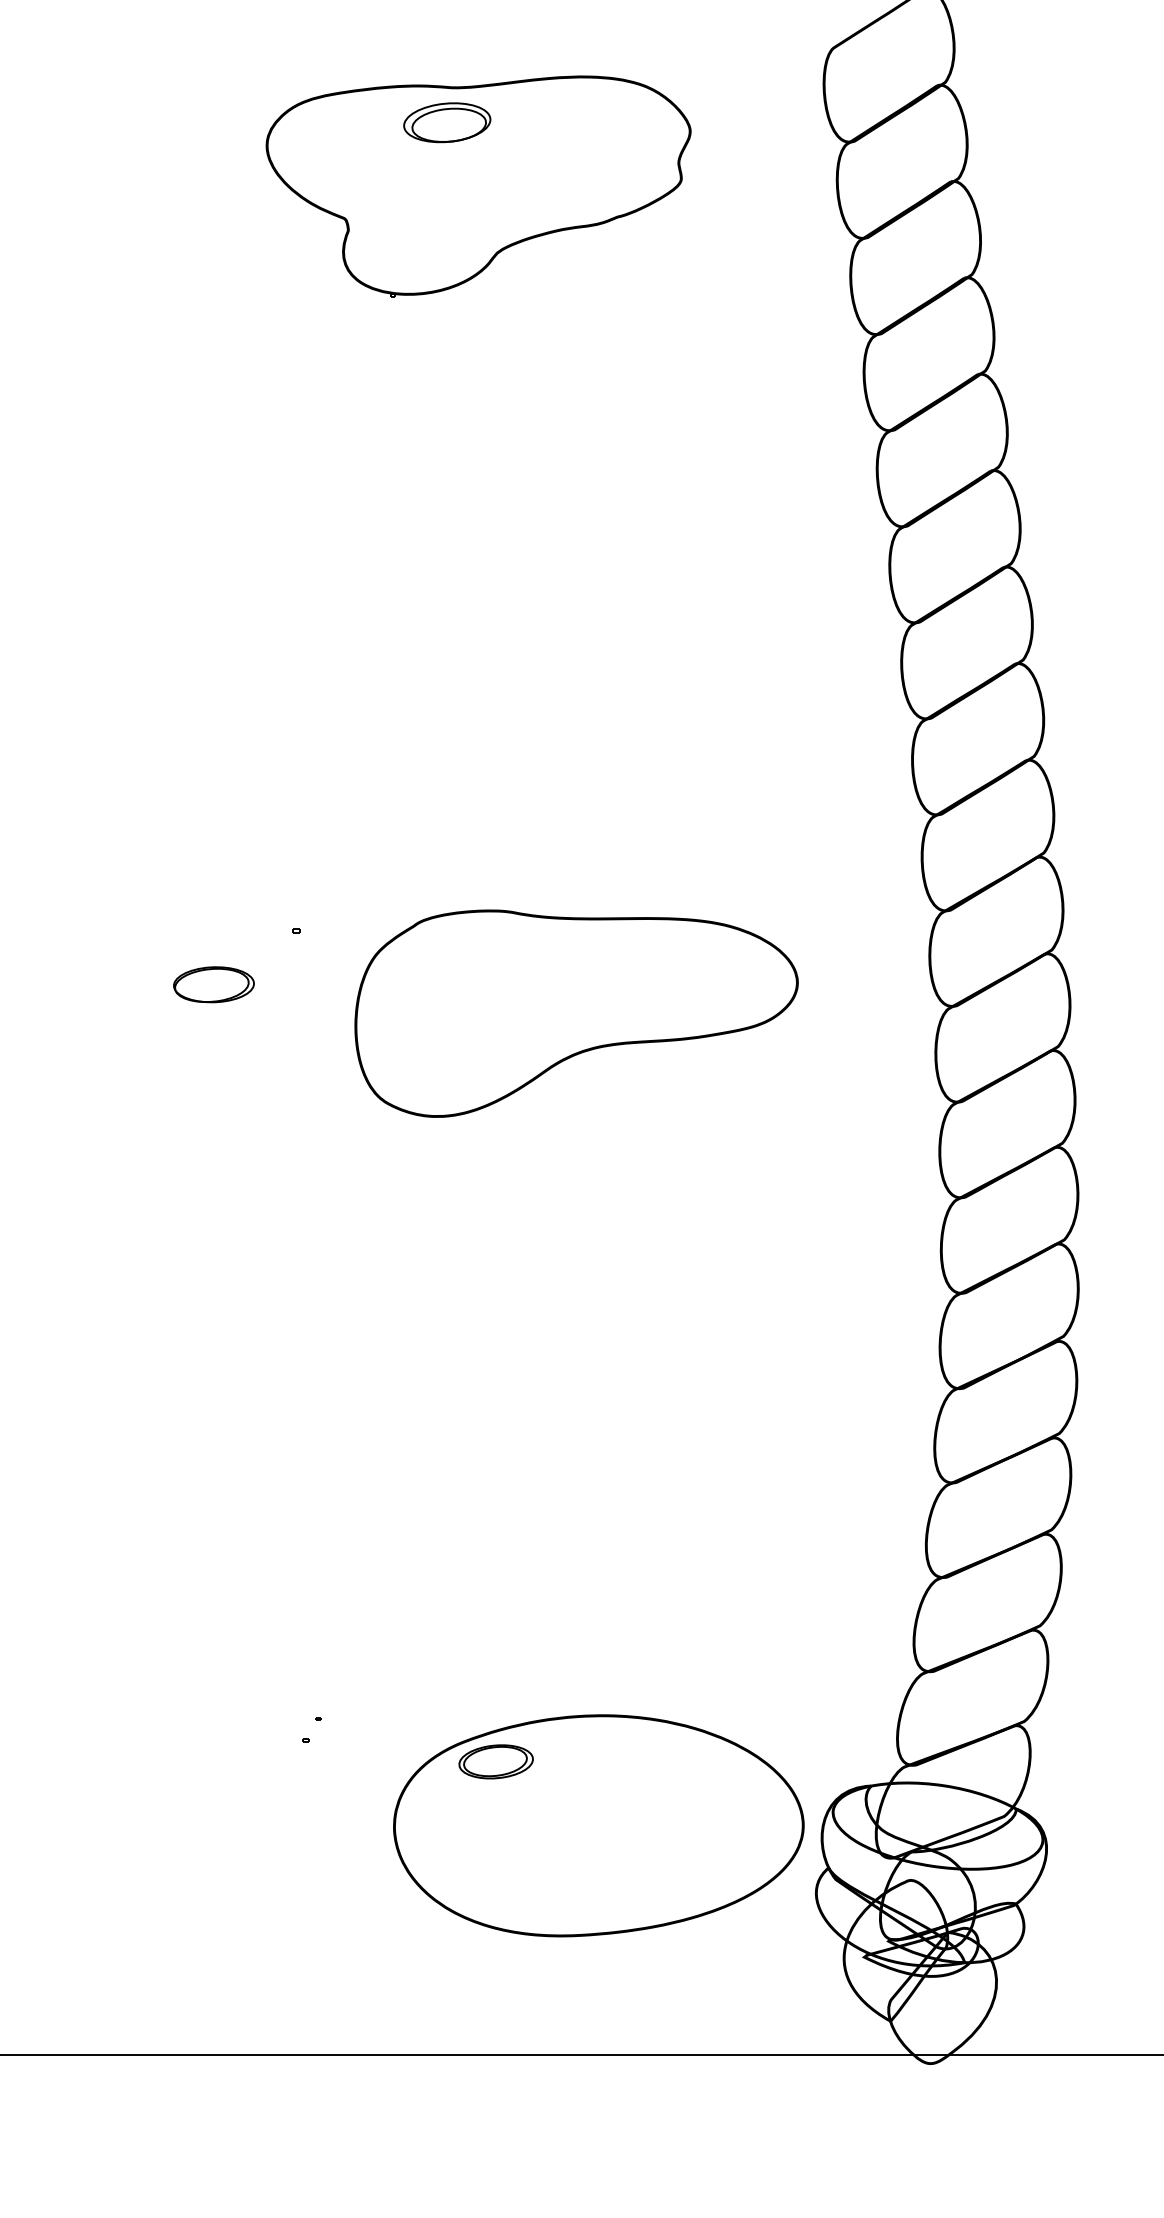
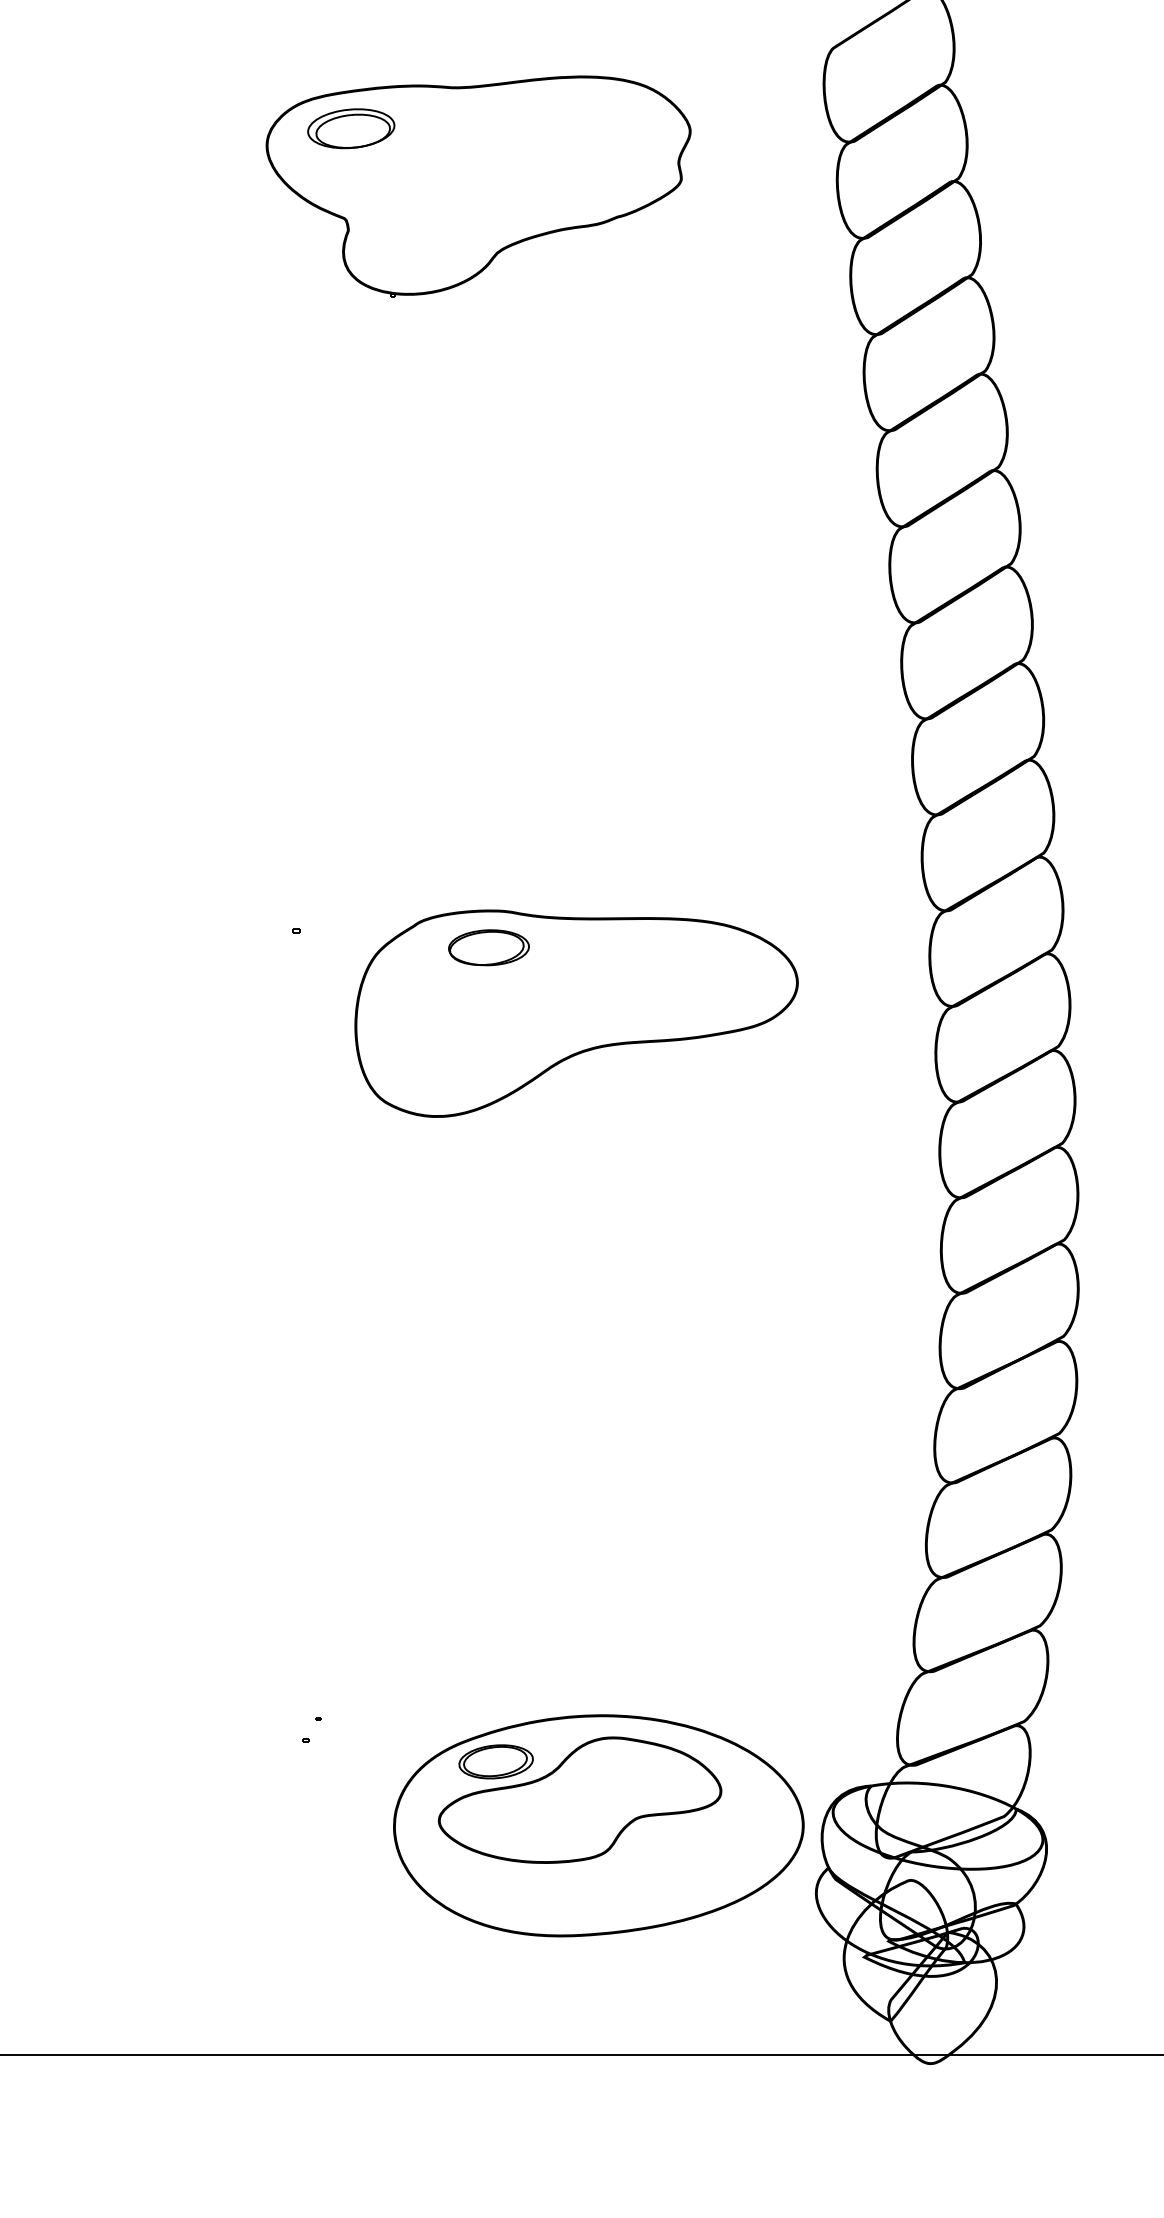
part position: (447, 122) -> (351, 128) (351, 128)
part position: (213, 984) -> (488, 947) (488, 947)
part: none -> present (579, 1799)
